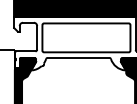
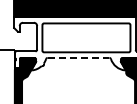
line: solid -> dashed (78, 57)
